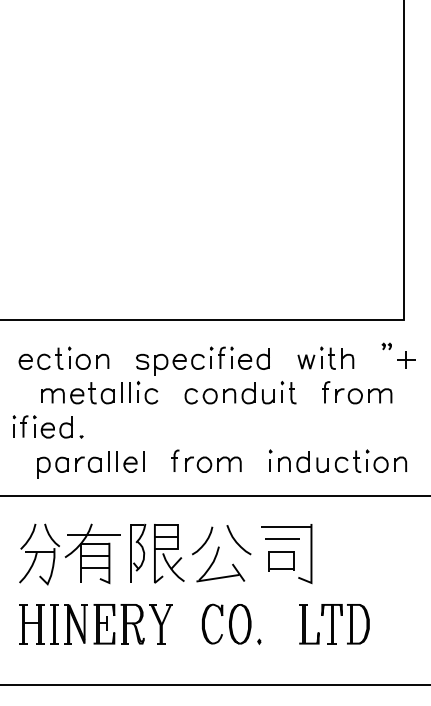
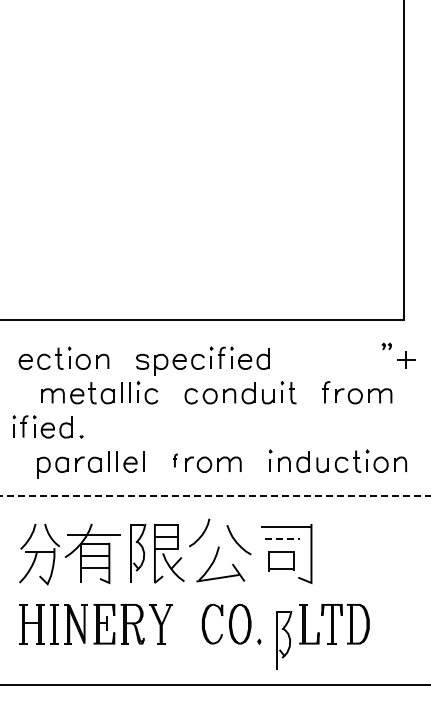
part: present -> none (325, 357)
part size: 9x23 px -> 5x15 px (175, 460)
line: solid -> dashed (215, 496)
line: solid -> dashed (282, 538)
curve position: (204, 542) -> (201, 534) (201, 534)
part: none -> present (284, 639)
